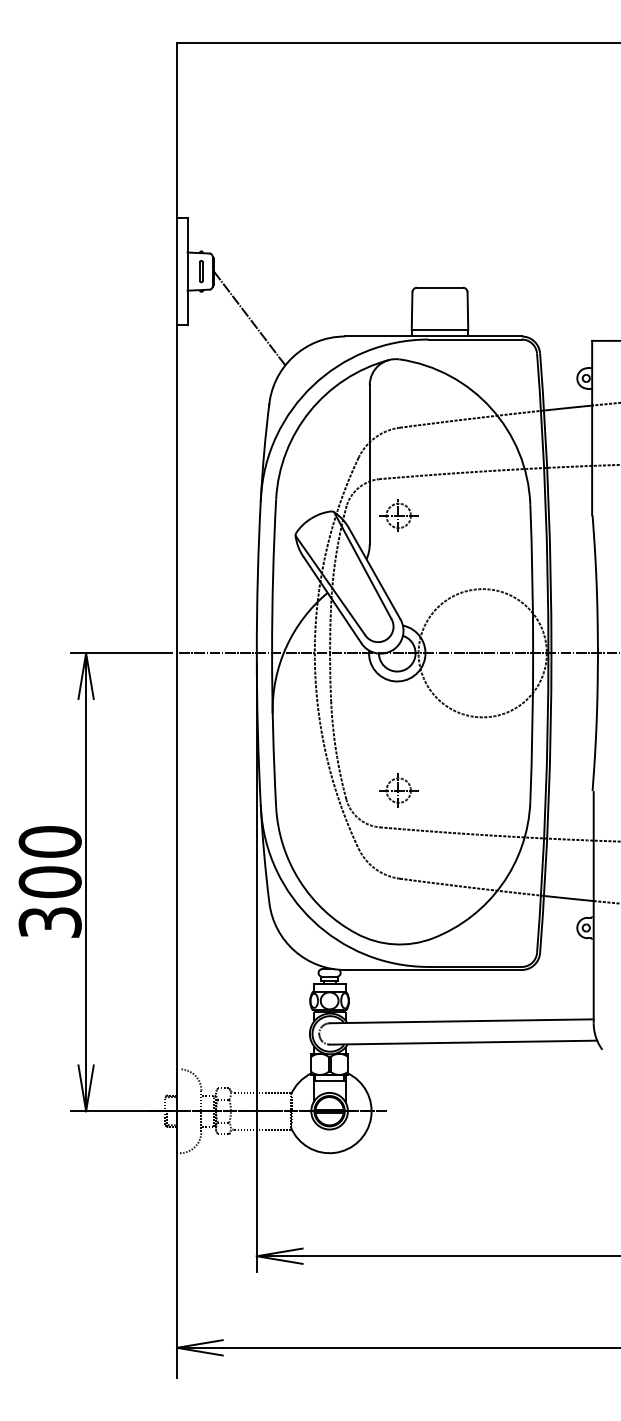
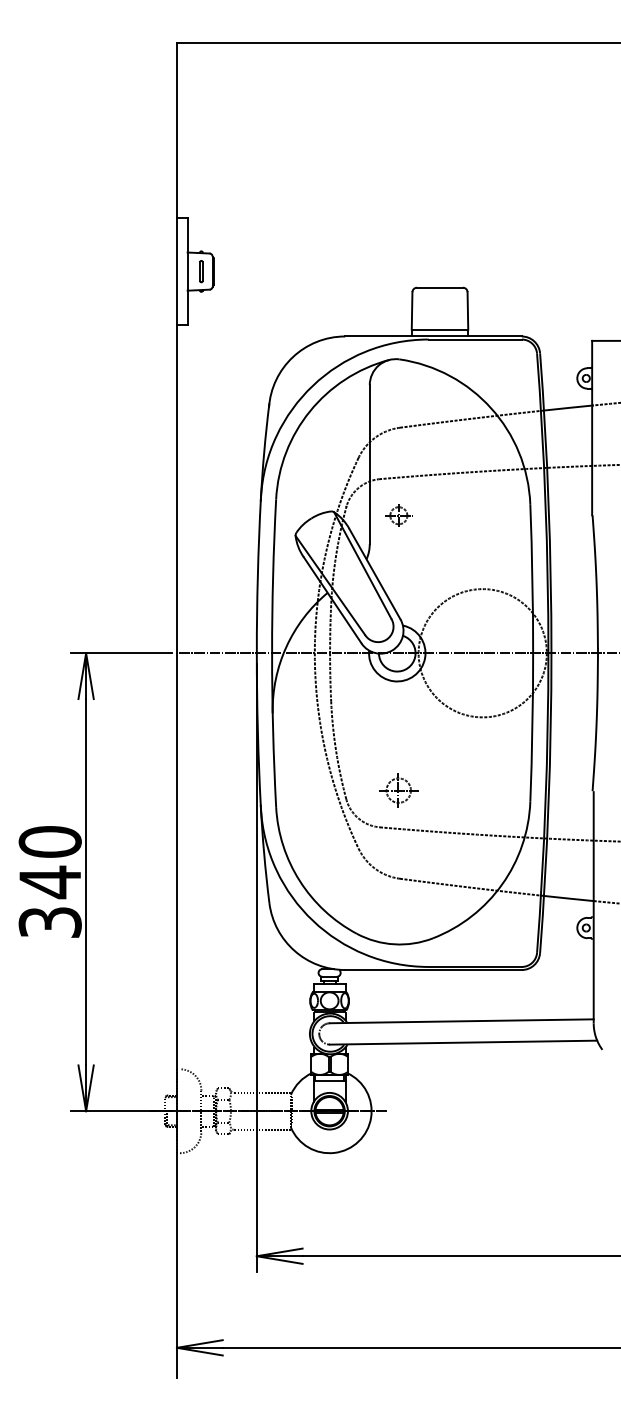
line: present -> none (249, 318)
part size: 40x33 px -> 28x23 px (398, 515)
text: 300 -> 340 (49, 882)
